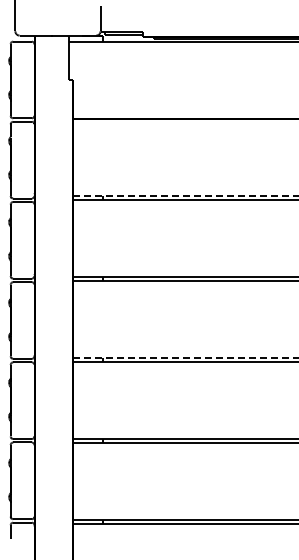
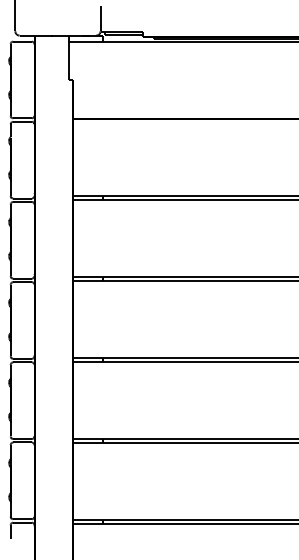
line: dashed -> solid (186, 195)
line: dashed -> solid (186, 357)
